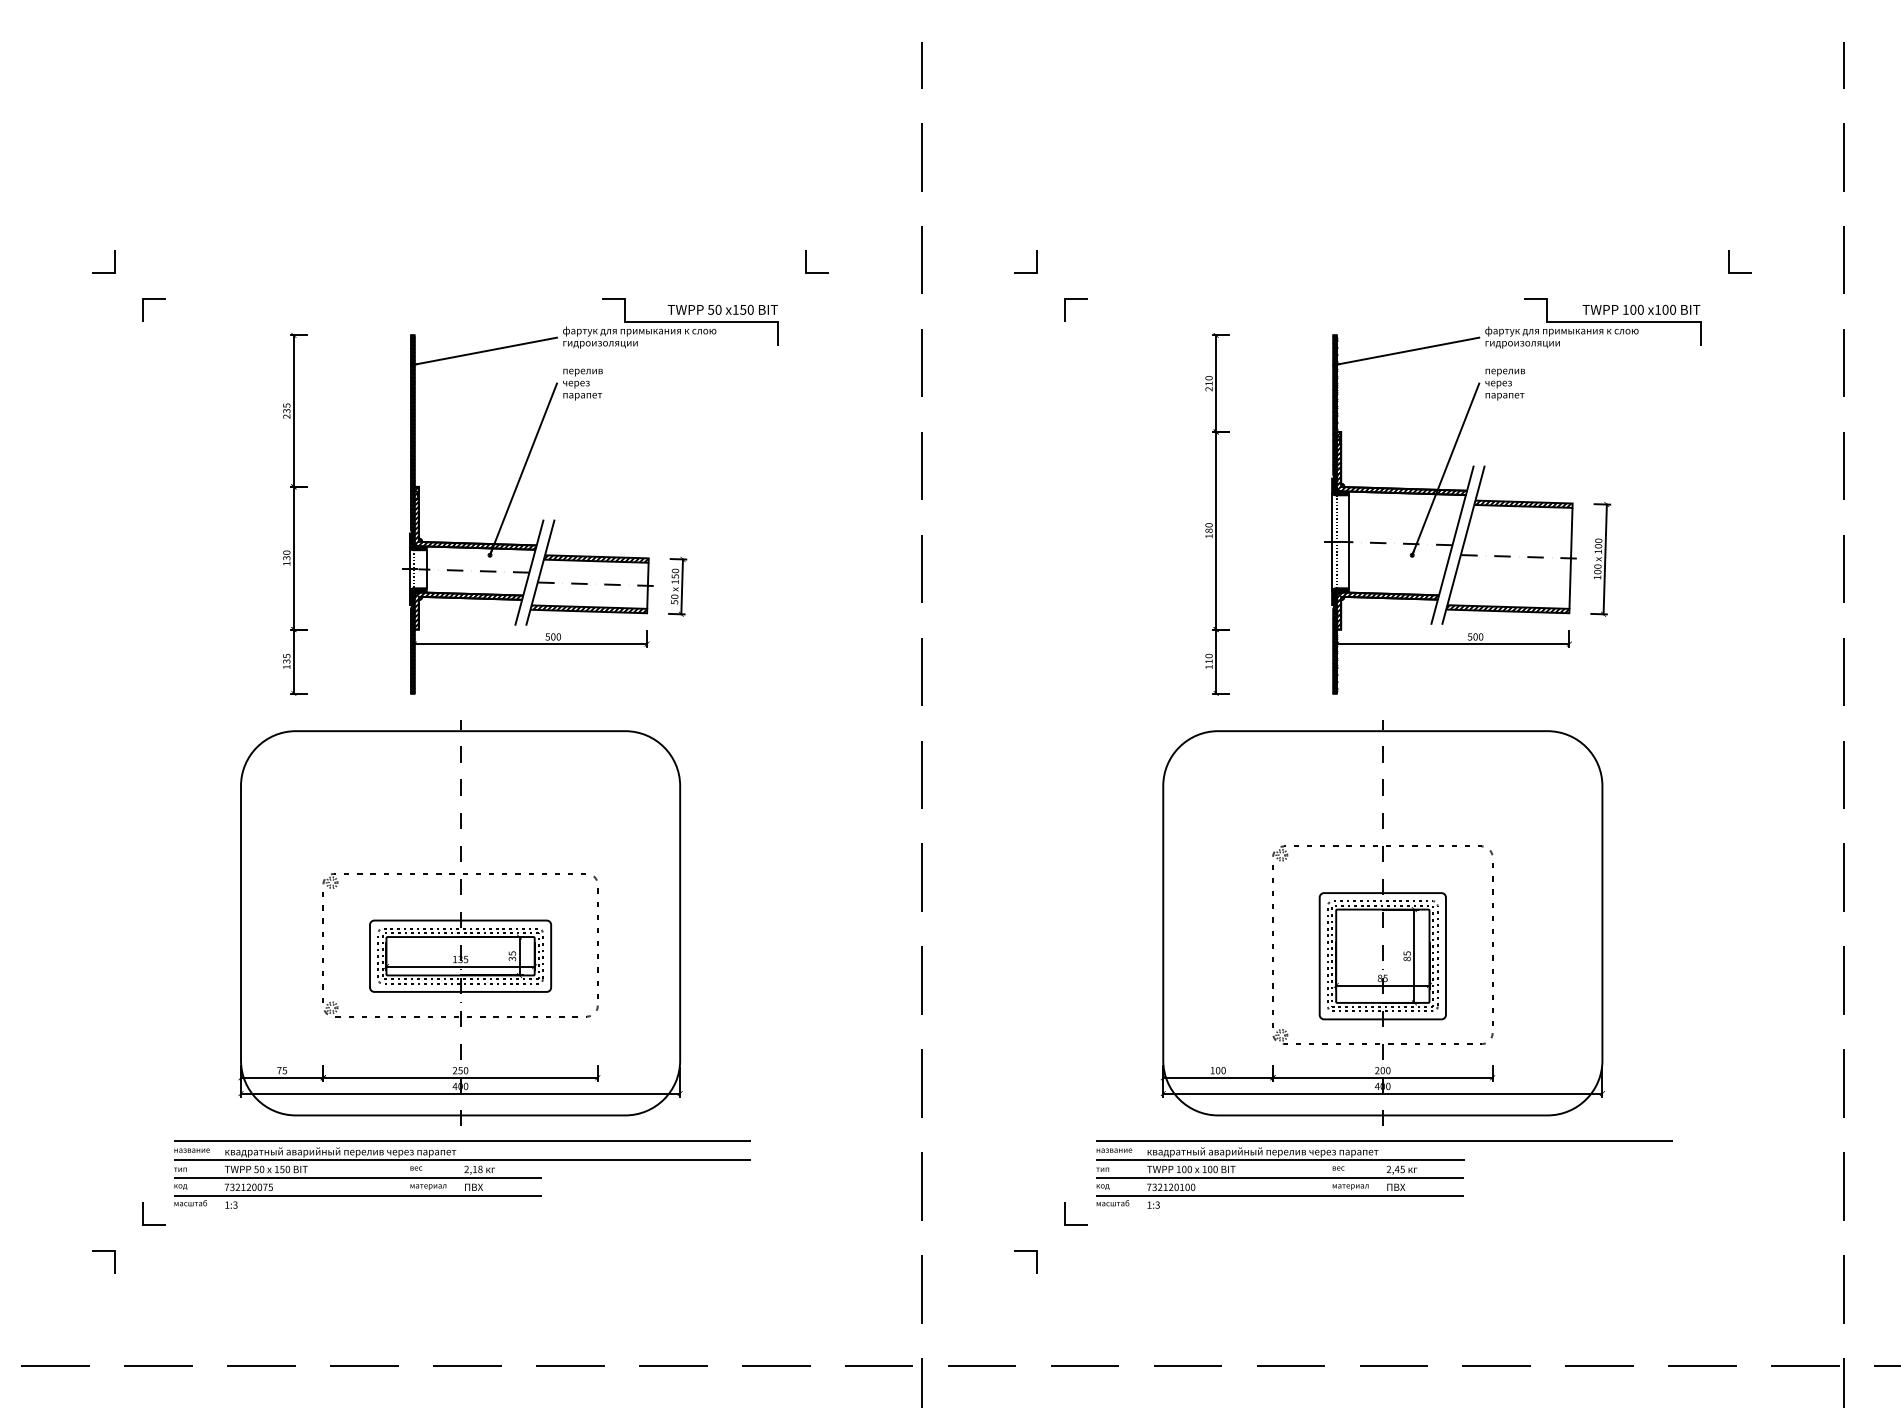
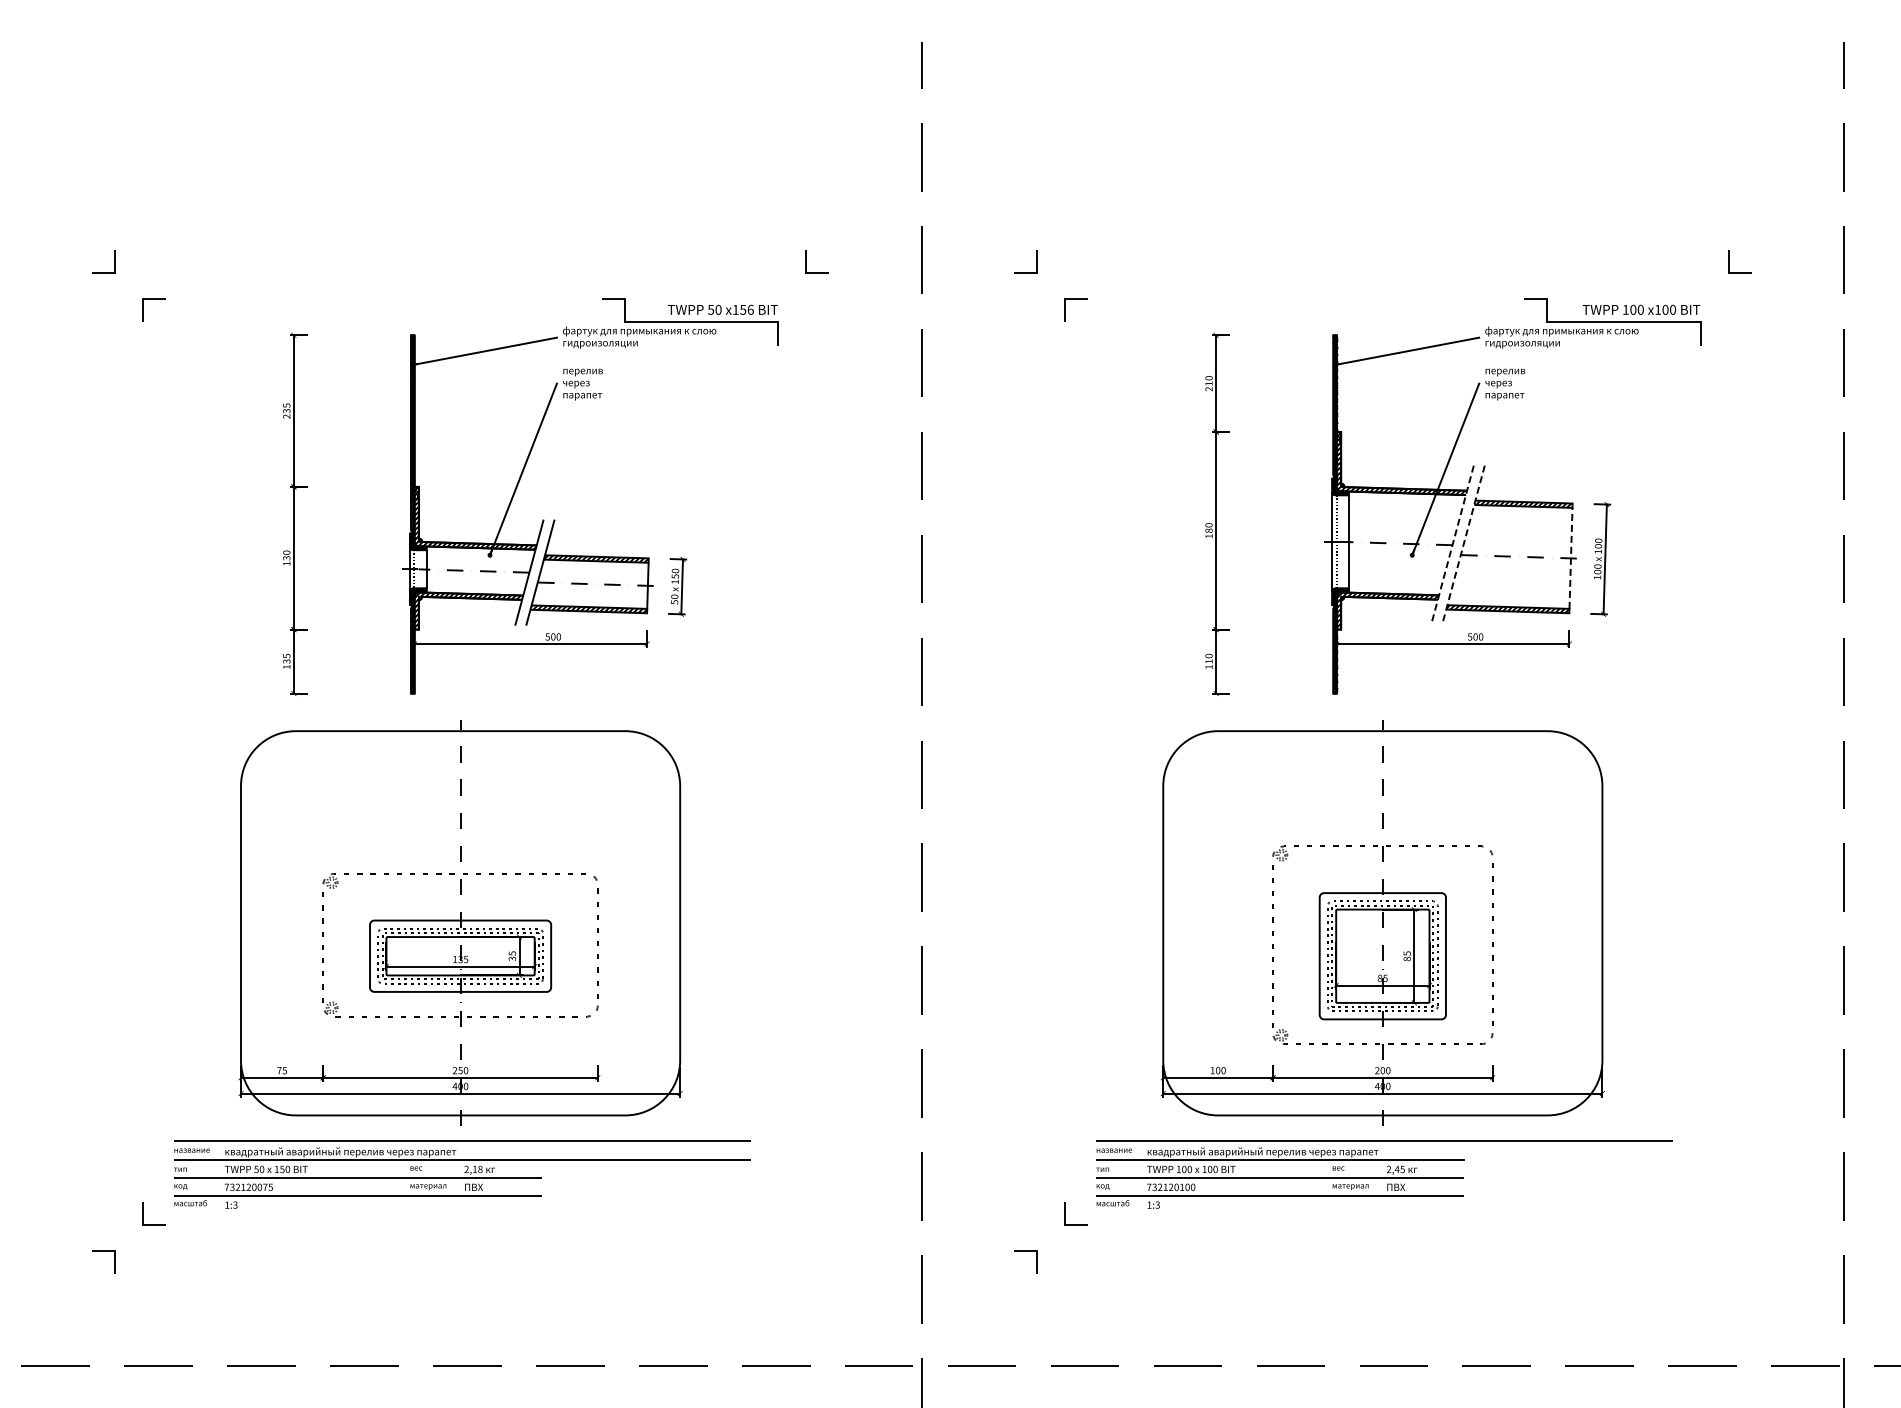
text: x150 -> x156 (750, 309)
line: solid -> dashed (1452, 545)
line: solid -> dashed (1463, 545)
line: solid -> dashed (1571, 558)
